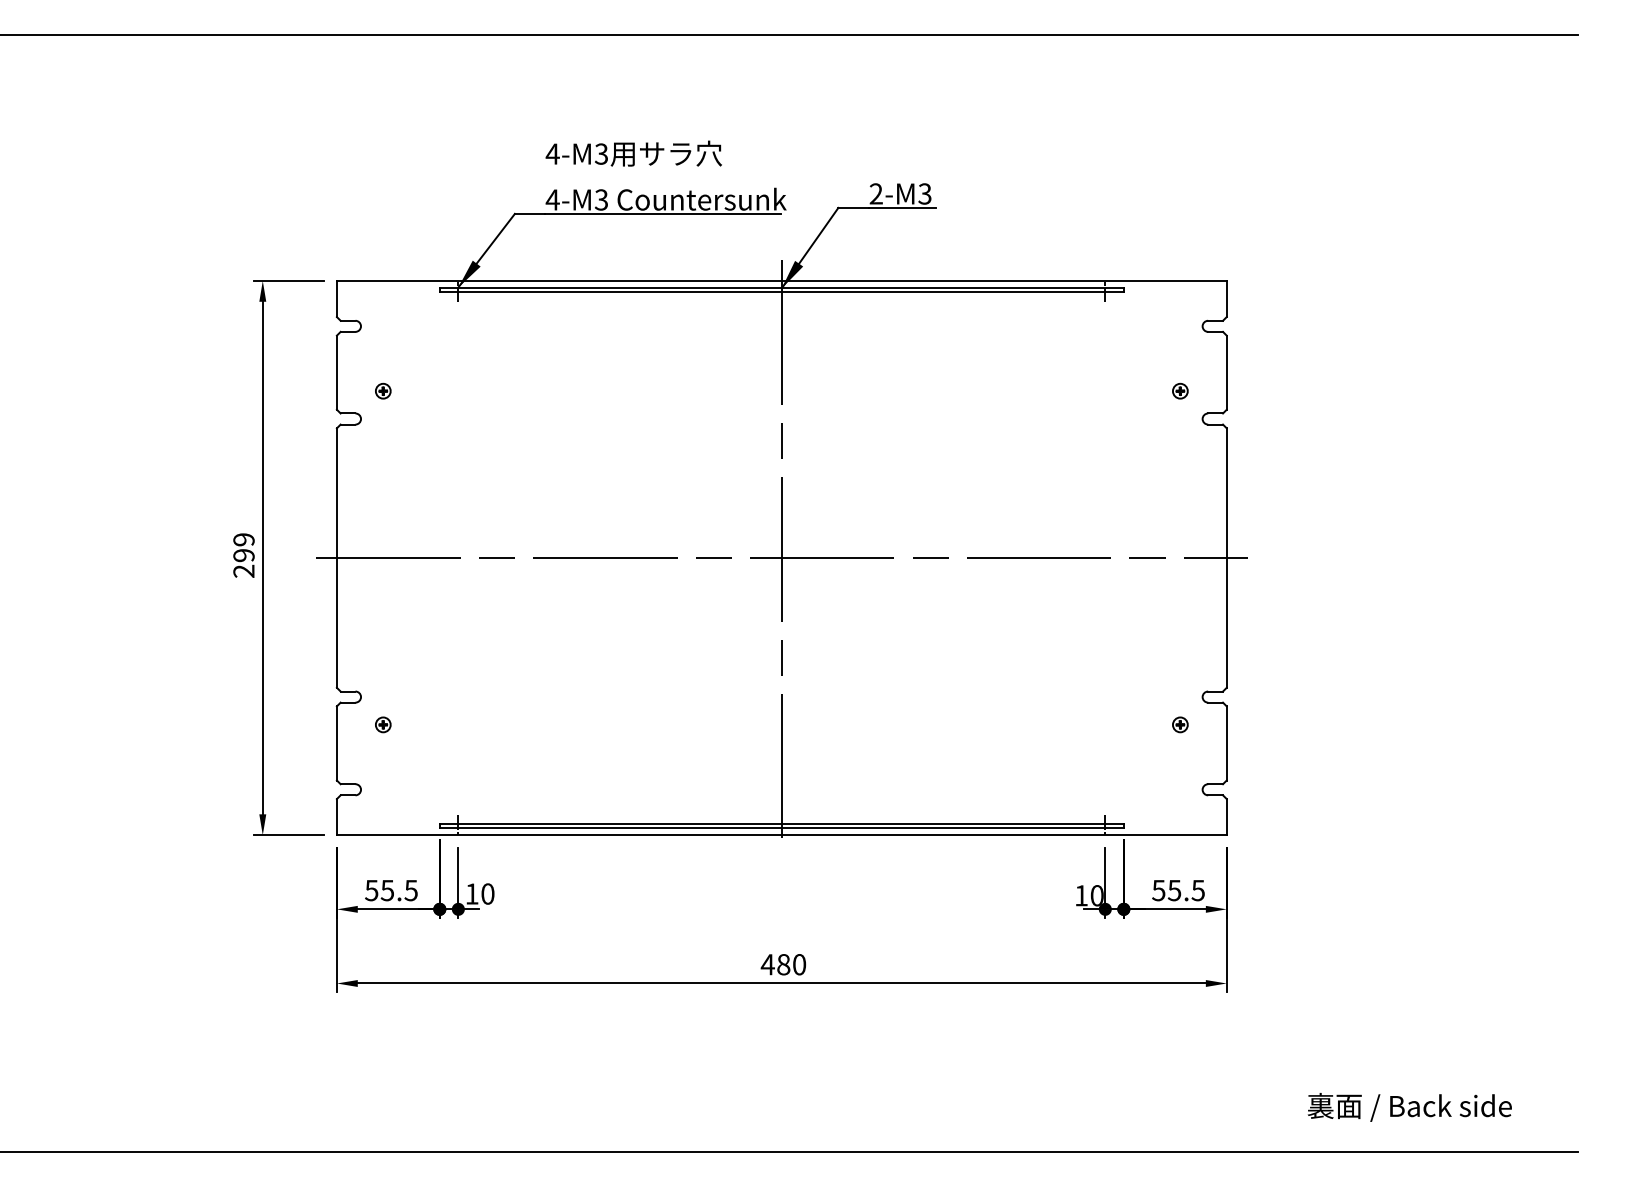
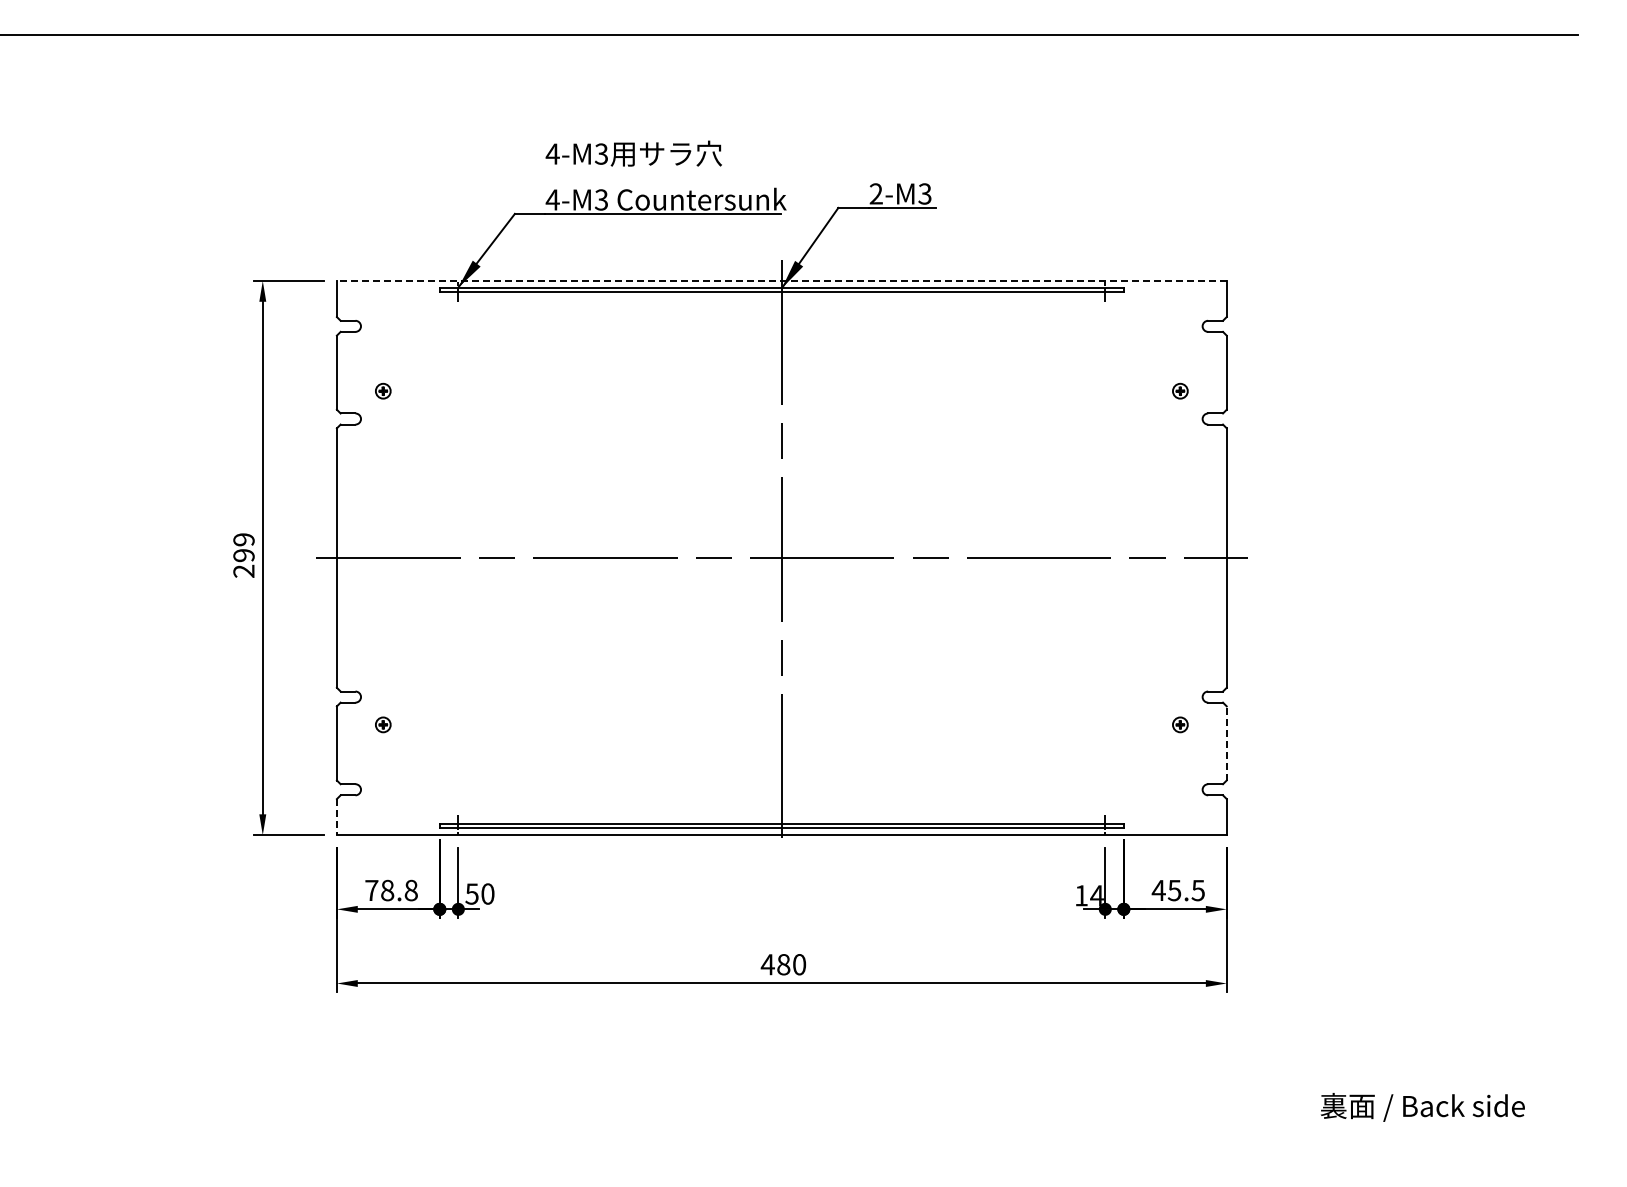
line: solid -> dashed (781, 280)
line: solid -> dashed (1226, 742)
line: solid -> dashed (336, 817)
text: 55.5 -> 78.8 (391, 890)
text: 55.5 -> 45.5 (1158, 890)
text: 10 -> 50 (471, 893)
text: 10 -> 14 (1096, 895)
text position: (1409, 1107) -> (1422, 1107) (1422, 1107)
line: present -> none (790, 1151)
